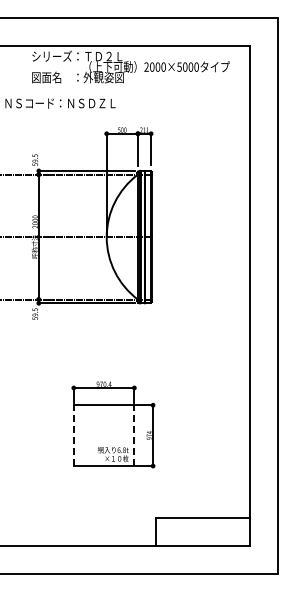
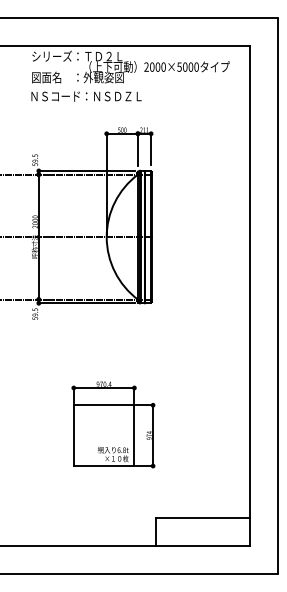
text position: (60, 103) -> (86, 96) (86, 96)
line: dashed -> solid (73, 435)
line: dashed -> solid (134, 435)
